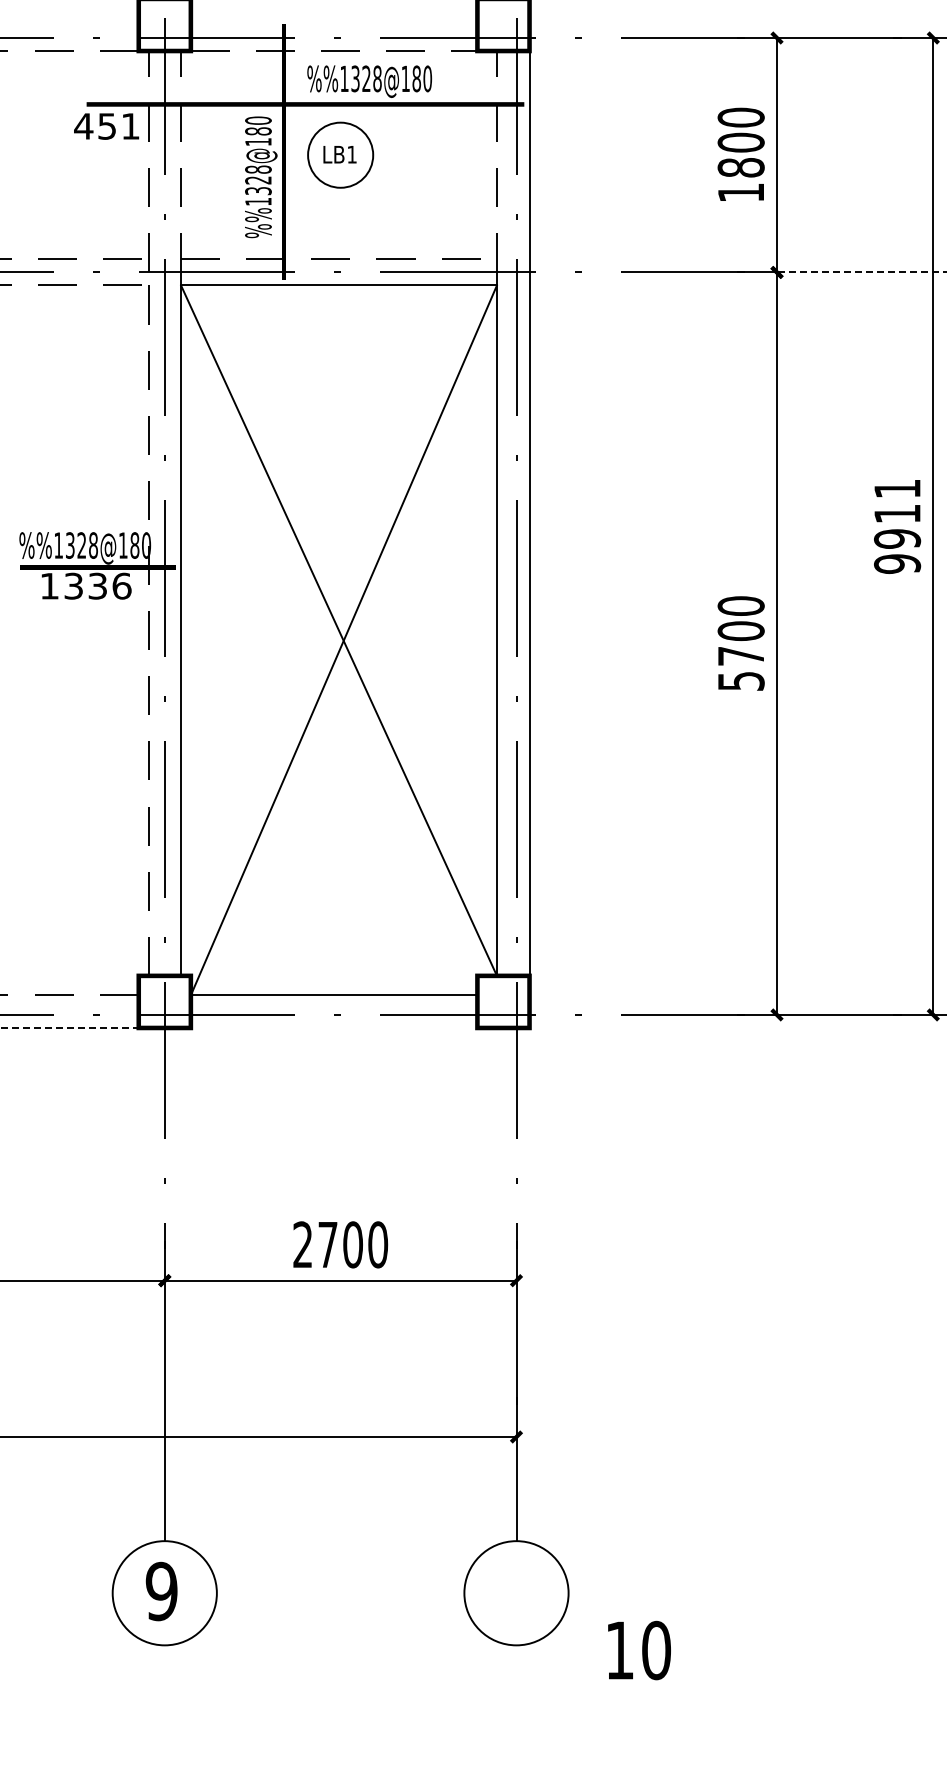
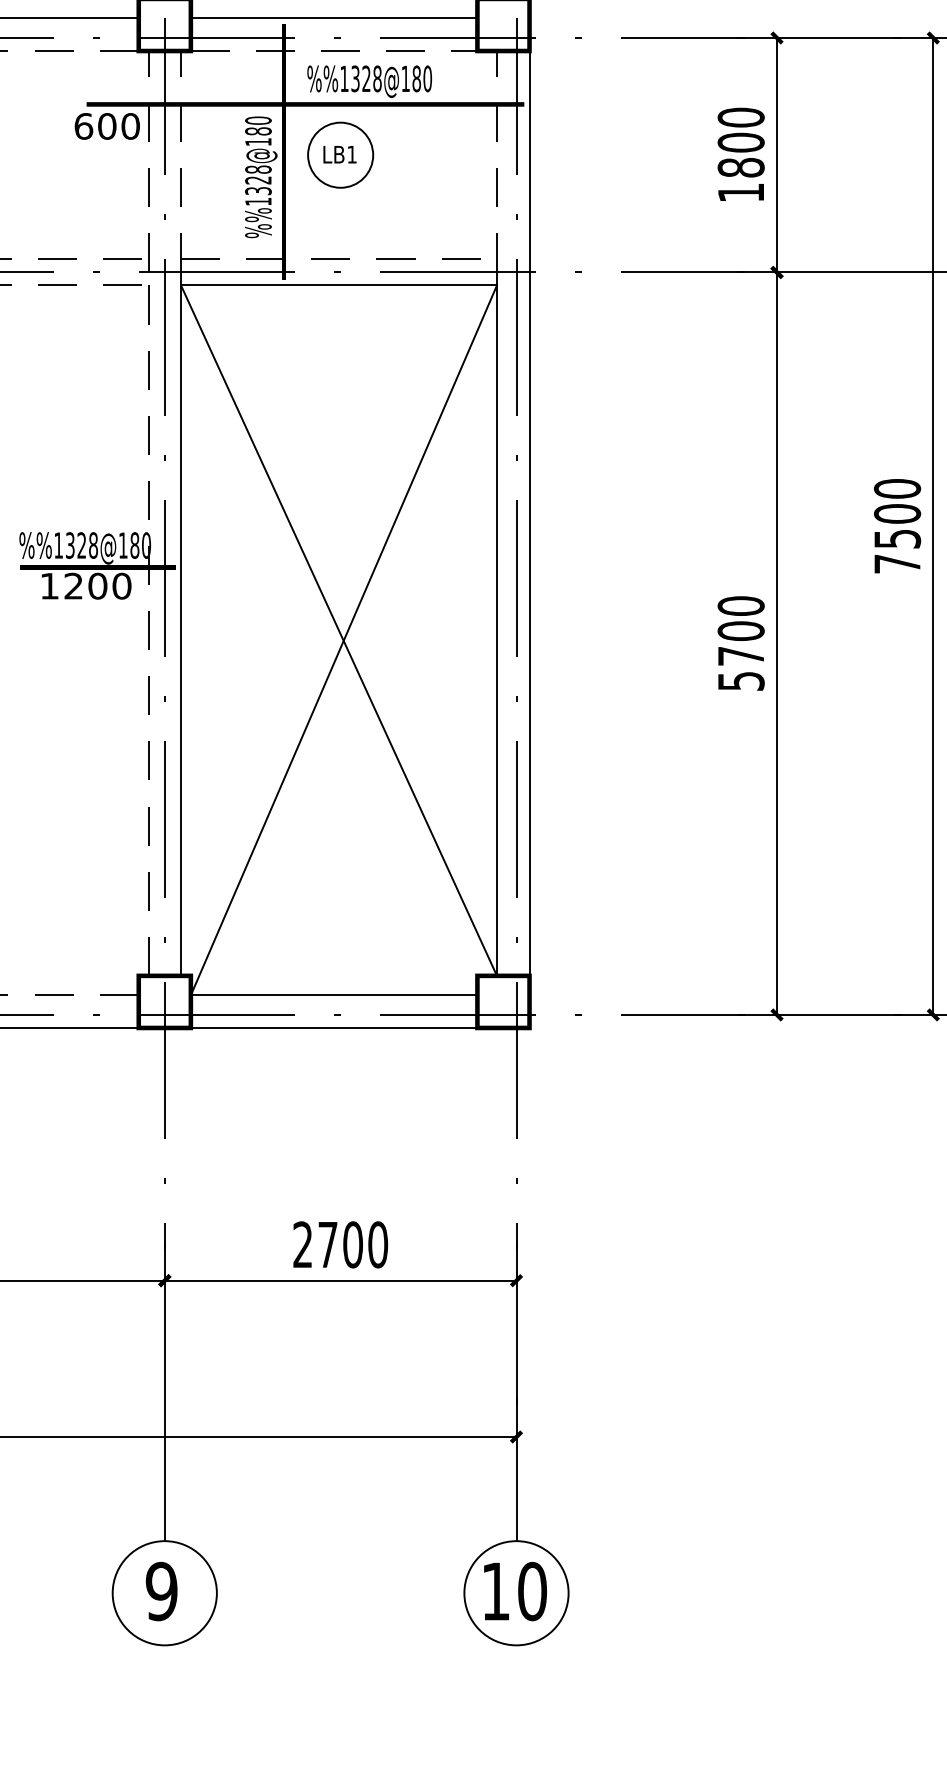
line: none -> present (70, 18)
line: none -> present (333, 18)
text: 451 -> 600 (106, 126)
line: dashed -> solid (861, 272)
text: 9911 -> 7500 (897, 526)
text: 1336 -> 1200 (97, 585)
line: dashed -> solid (69, 1027)
line: none -> present (333, 1027)
text position: (639, 1650) -> (515, 1591) (515, 1591)
